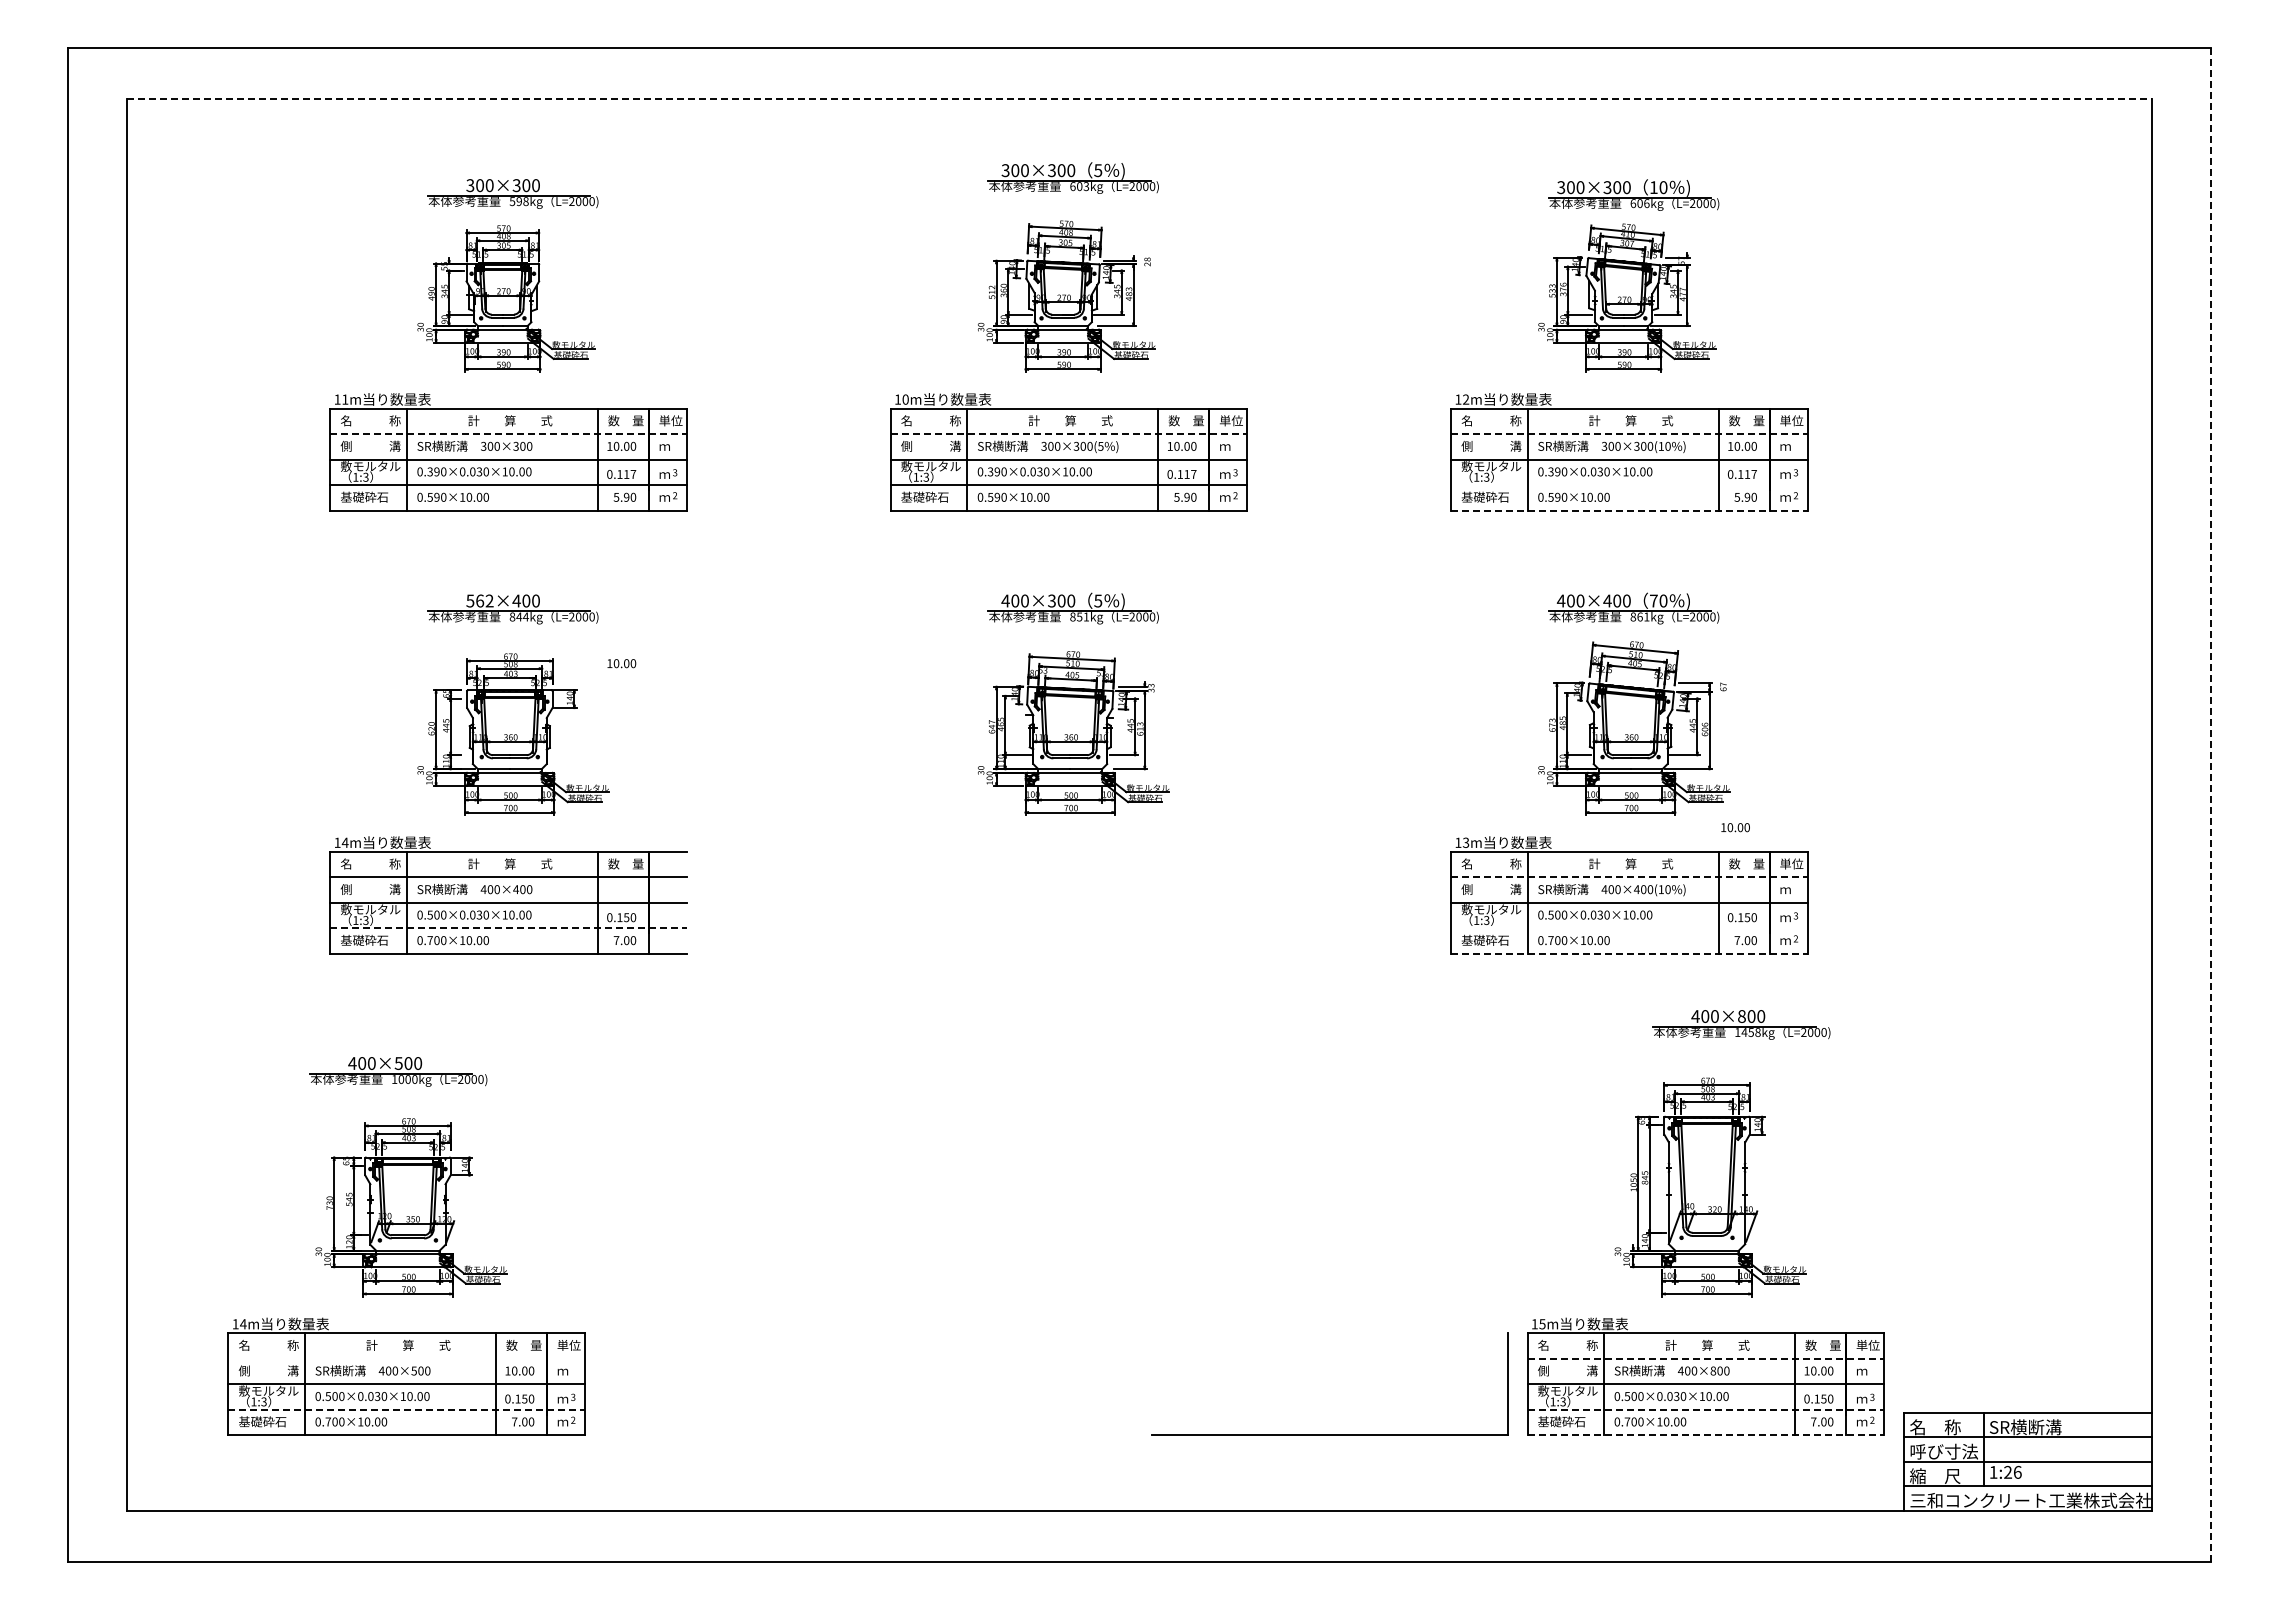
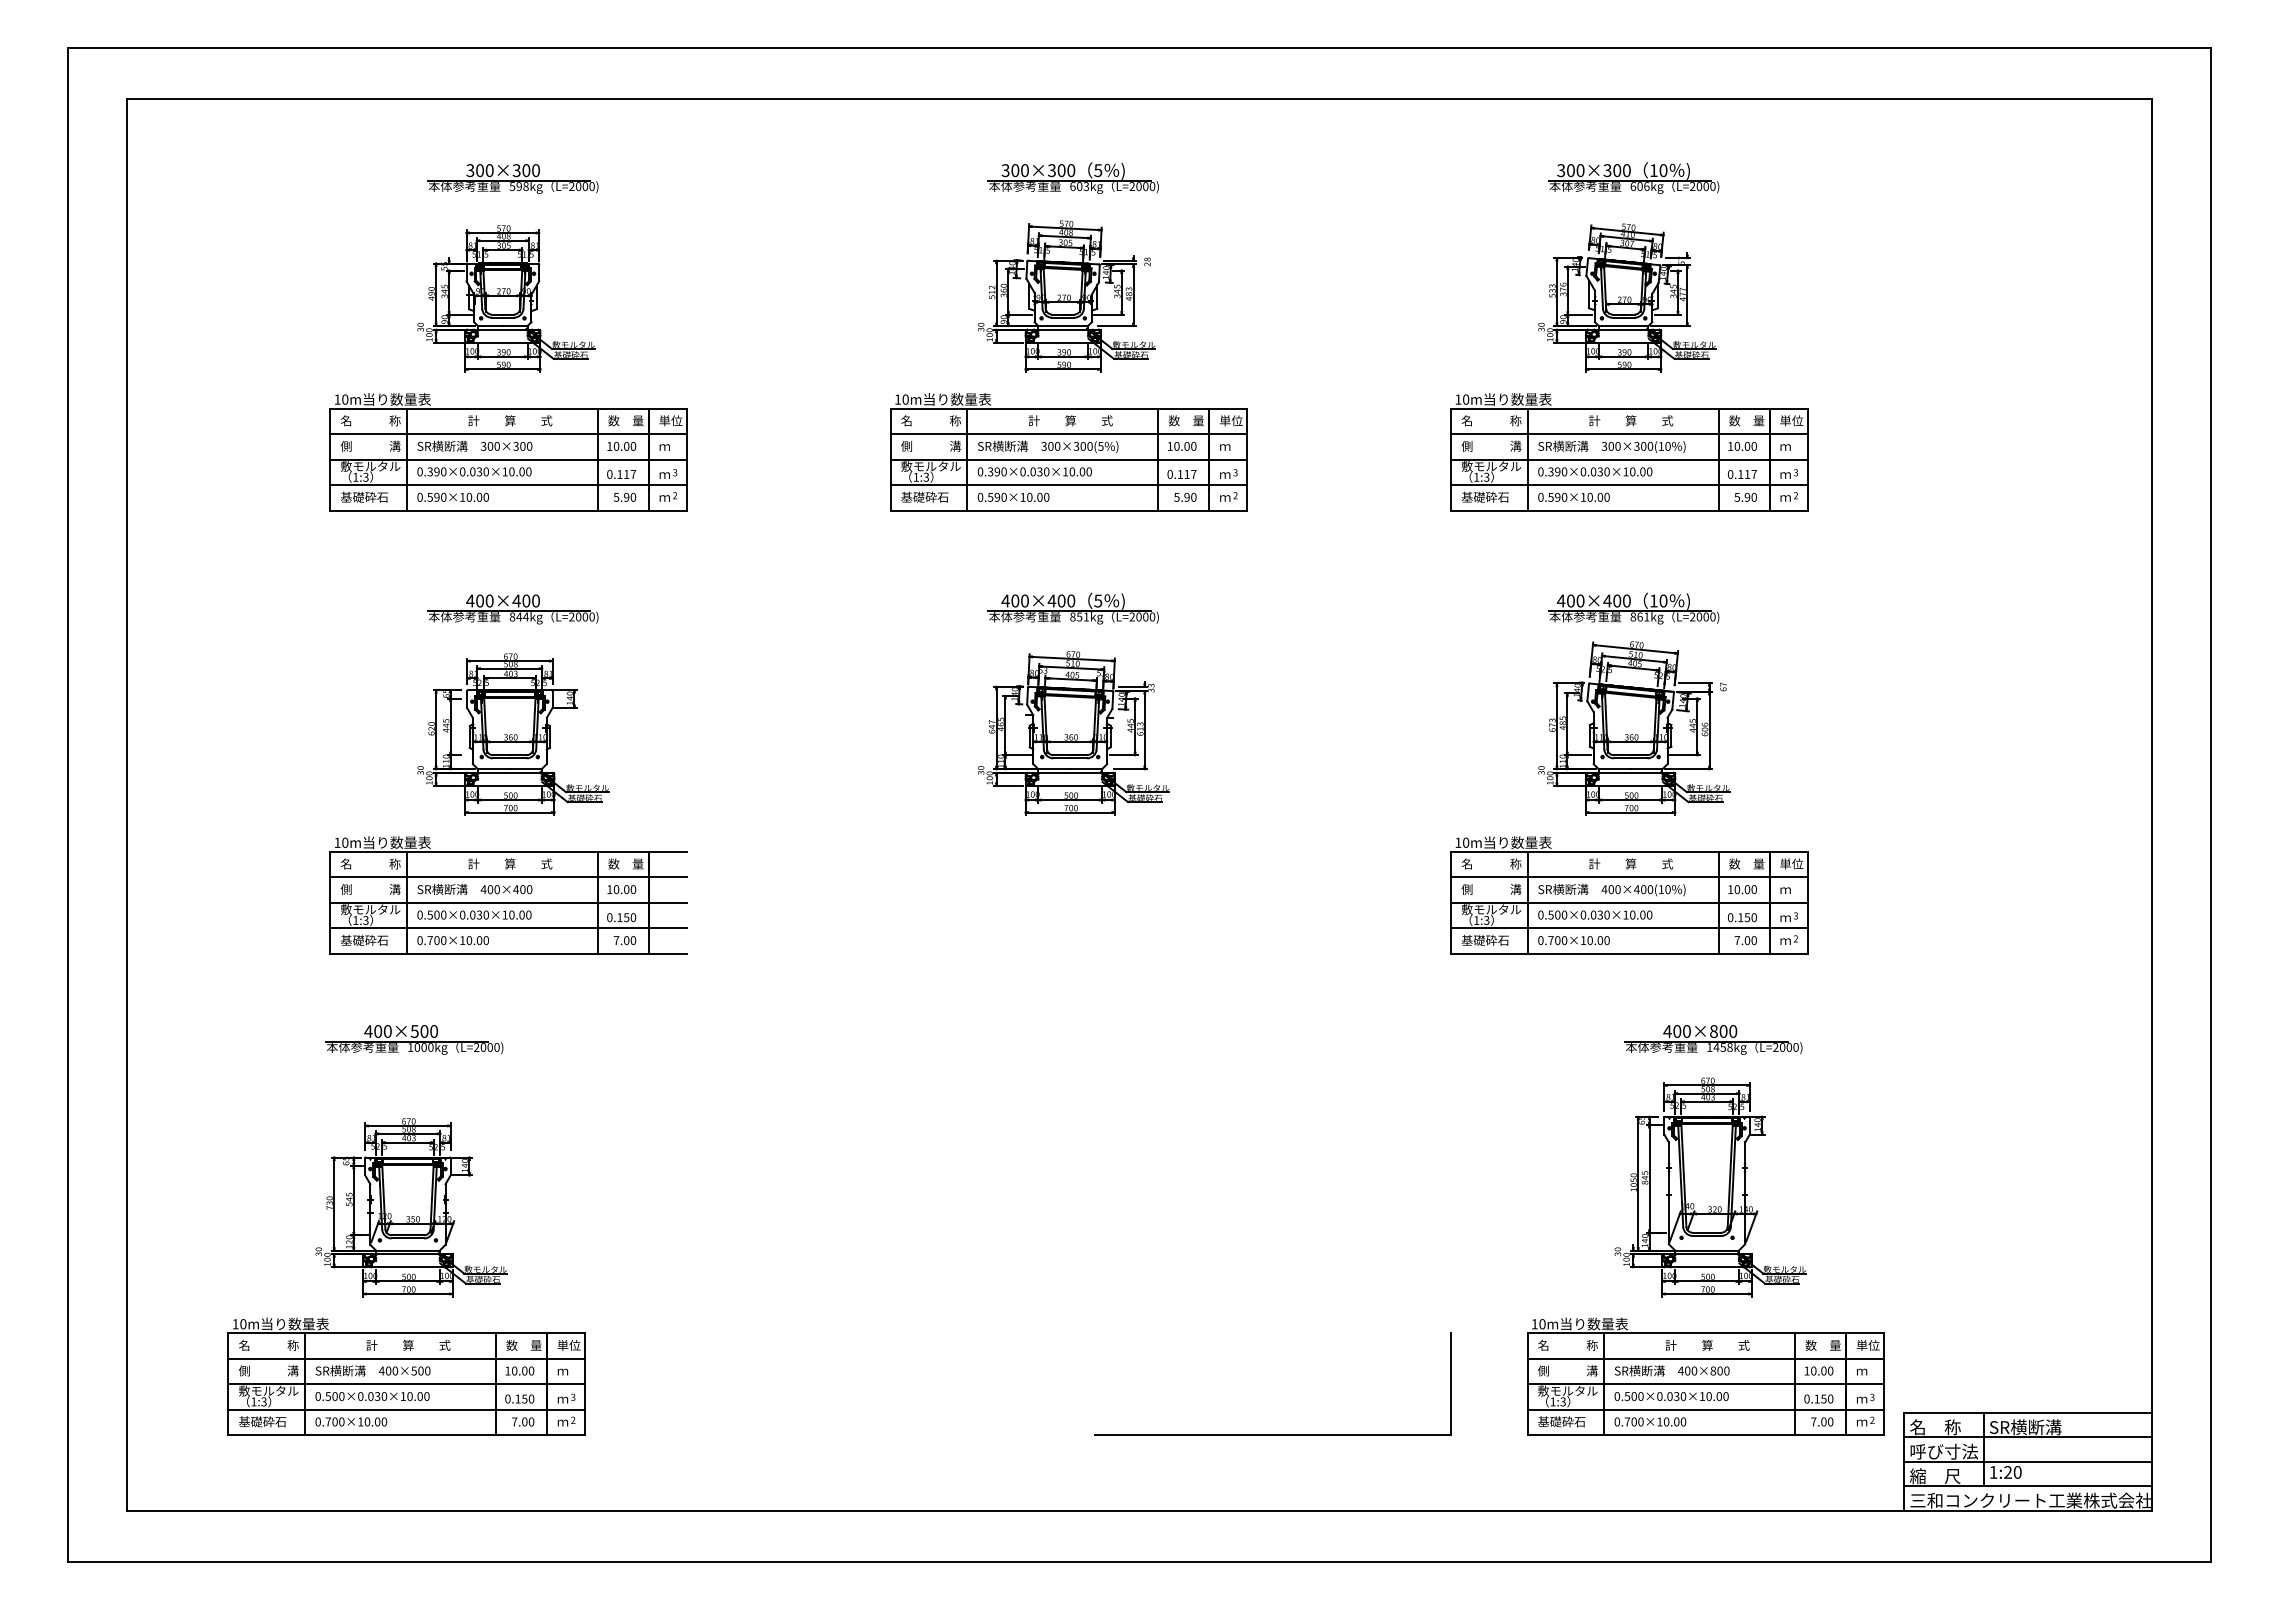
line: dashed -> solid (1139, 99)
part position: (512, 193) -> (512, 178) (512, 178)
part position: (1633, 194) -> (1633, 177) (1633, 177)
text: 11m -> 10m (345, 399)
text: 12m -> 10m (1466, 399)
line: dashed -> solid (509, 434)
line: dashed -> solid (1069, 434)
line: dashed -> solid (1629, 434)
line: none -> present (1629, 485)
line: dashed -> solid (1629, 510)
text: 562×400 -> 400×400 (479, 600)
text: 400×300 -> 400×400 (1051, 600)
text: 70 -> 10 (1653, 600)
text position: (621, 663) -> (621, 889) (621, 889)
line: dashed -> solid (2210, 804)
text position: (1735, 827) -> (1742, 889) (1742, 889)
text: 14m -> 10m (344, 842)
text: 13m -> 10m (1465, 842)
line: dashed -> solid (1629, 877)
line: dashed -> solid (509, 928)
line: none -> present (1629, 928)
line: dashed -> solid (1629, 953)
part position: (1741, 1024) -> (1713, 1039) (1713, 1039)
part position: (398, 1071) -> (414, 1039) (414, 1039)
text: 14m -> 10m (243, 1324)
text: 15m -> 10m (1542, 1324)
line: none -> present (406, 1358)
line: dashed -> solid (1706, 1358)
line: dashed -> solid (407, 1409)
line: dashed -> solid (1706, 1409)
part position: (1329, 1434) -> (1272, 1434) (1272, 1434)
line: dashed -> solid (1706, 1435)
text: 1:26 -> 1:20 (2017, 1472)
